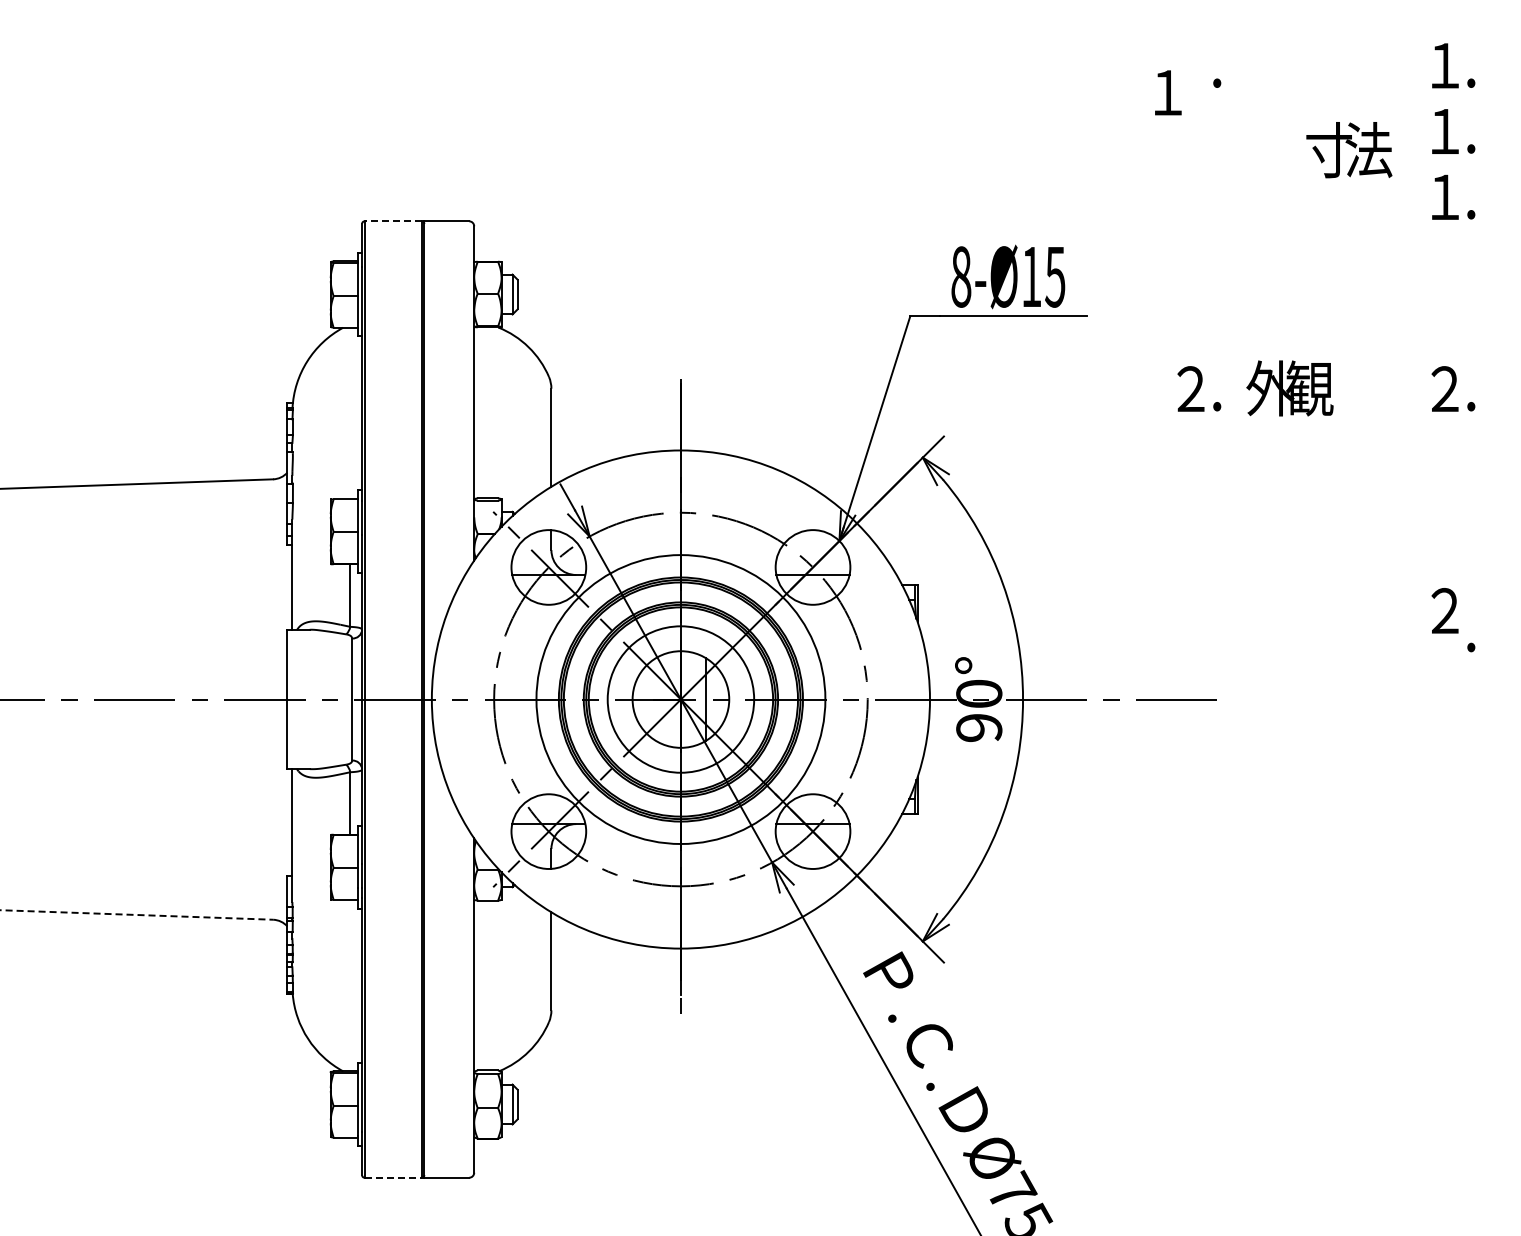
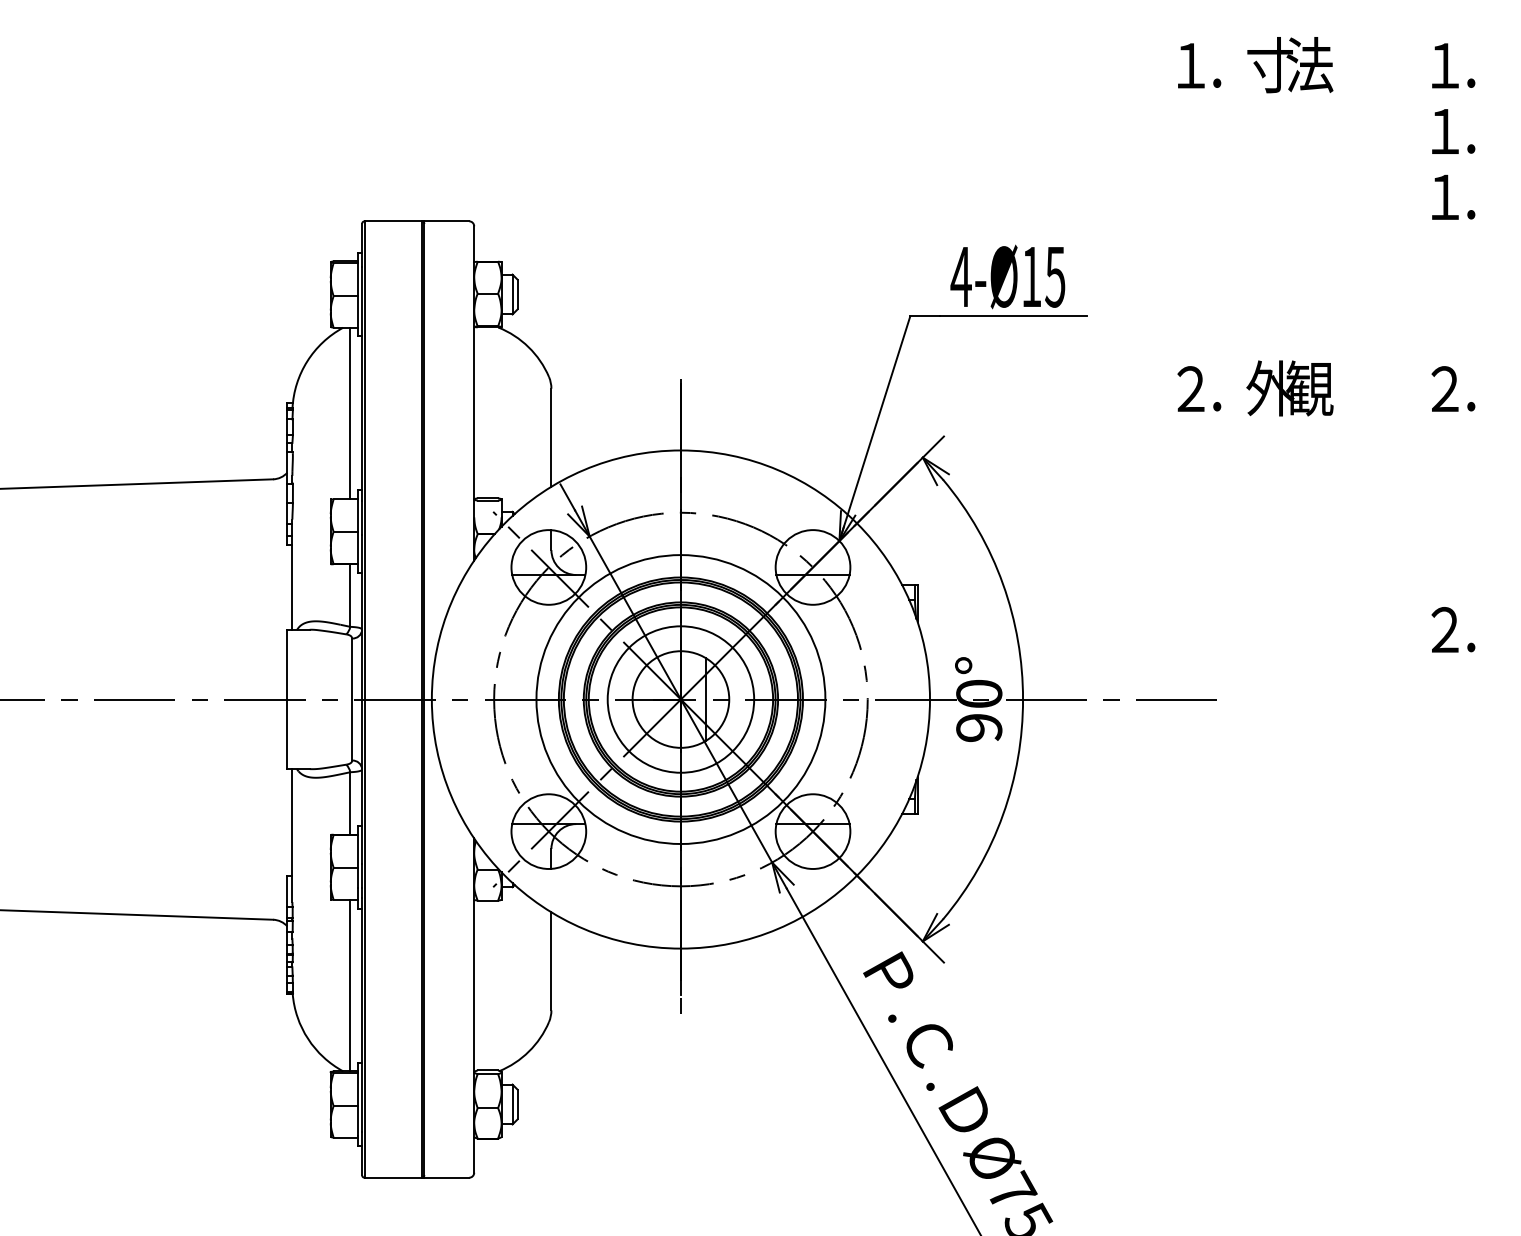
text position: (1168, 92) -> (1191, 65) (1191, 65)
text position: (1349, 150) -> (1290, 65) (1290, 65)
line: dashed -> solid (393, 221)
text: 8-Ø15 -> 4-Ø15 (960, 276)
line: none -> present (350, 413)
text position: (1444, 610) -> (1444, 629) (1444, 629)
line: dashed -> solid (137, 915)
line: none -> present (350, 985)
line: dashed -> solid (393, 1177)
